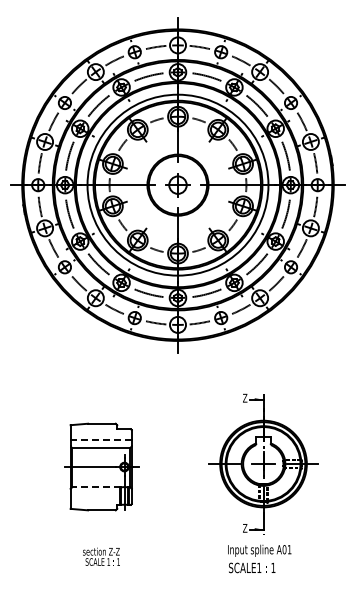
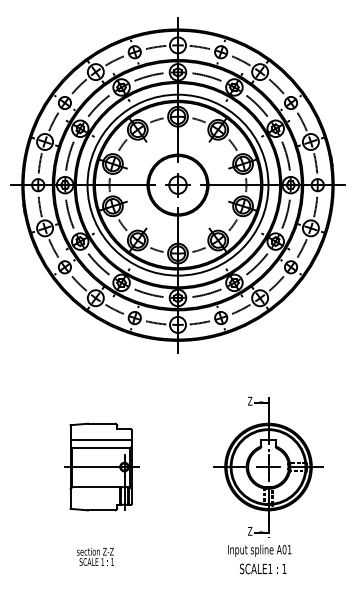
line: dashed -> solid (101, 439)
part position: (263, 463) -> (268, 466) (268, 466)
line: dashed -> solid (95, 487)
text position: (101, 556) -> (95, 556) (95, 556)
text position: (252, 567) -> (263, 568) (263, 568)
